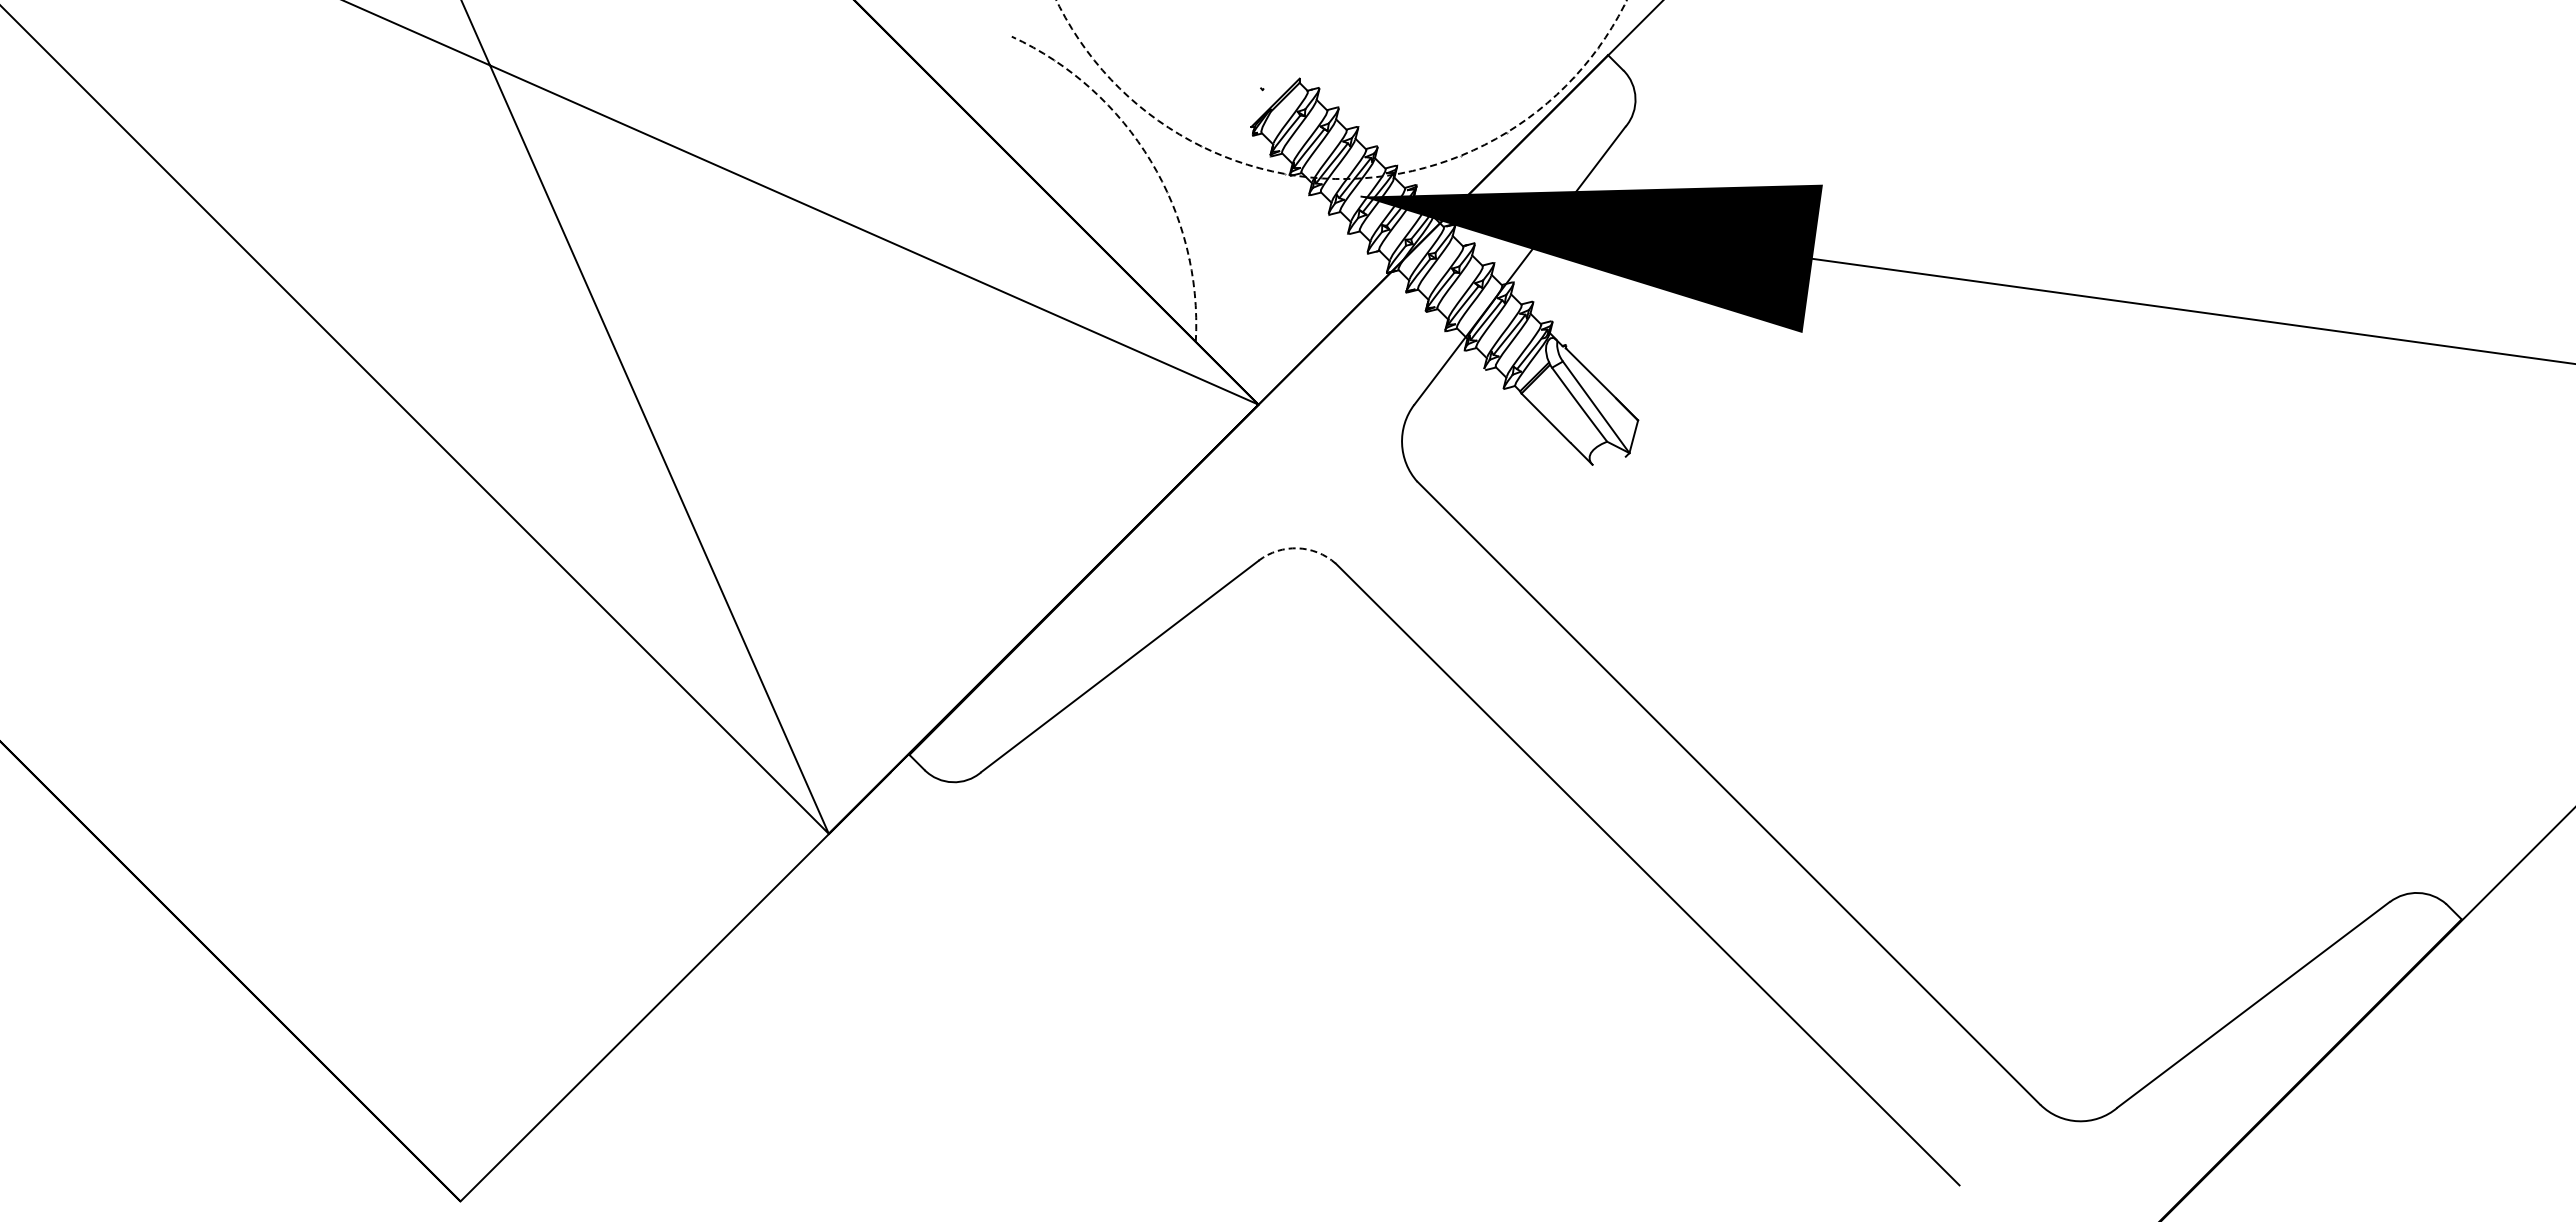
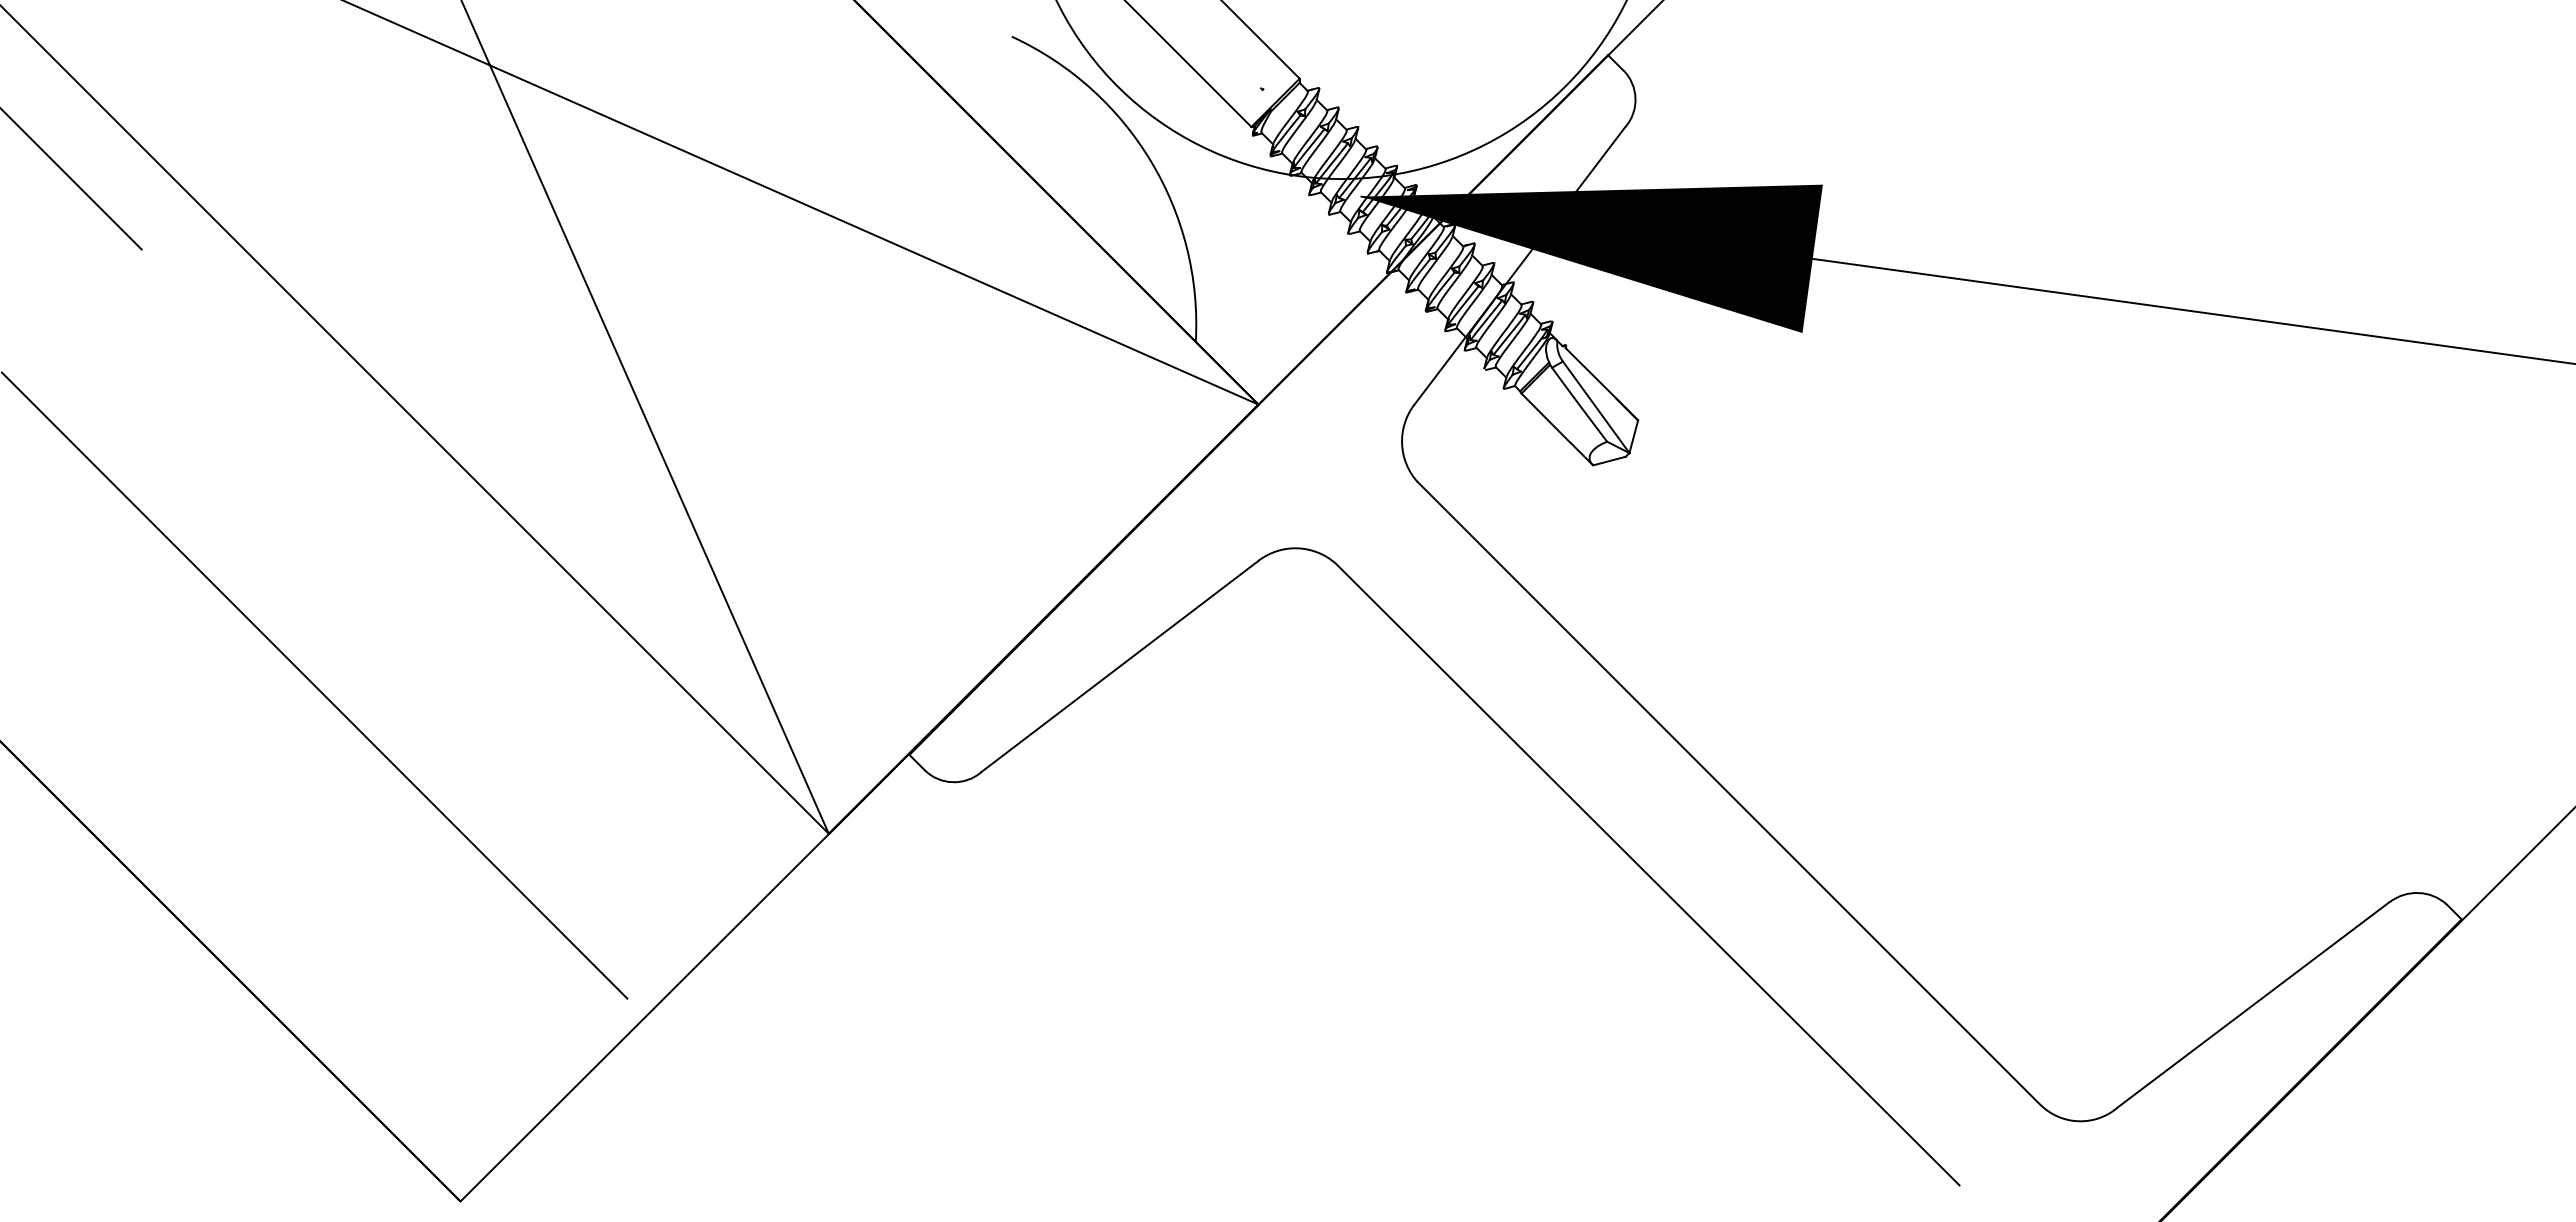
line: none -> present (1261, 40)
line: none -> present (1188, 64)
arc: dashed -> solid (1150, 161)
arc: dashed -> solid (1342, 178)
line: none -> present (71, 179)
line: none -> present (1609, 460)
arc: dashed -> solid (1297, 548)
line: none -> present (314, 685)
